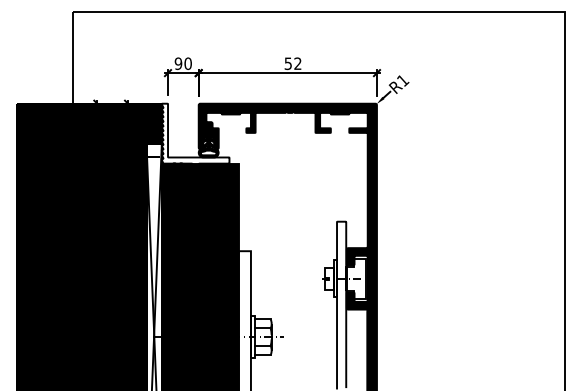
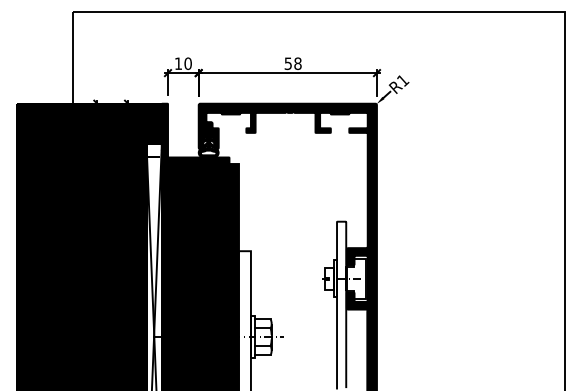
text: 90 -> 10 (178, 63)
text: 52 -> 58 (297, 63)
fill: none -> present (195, 148)
